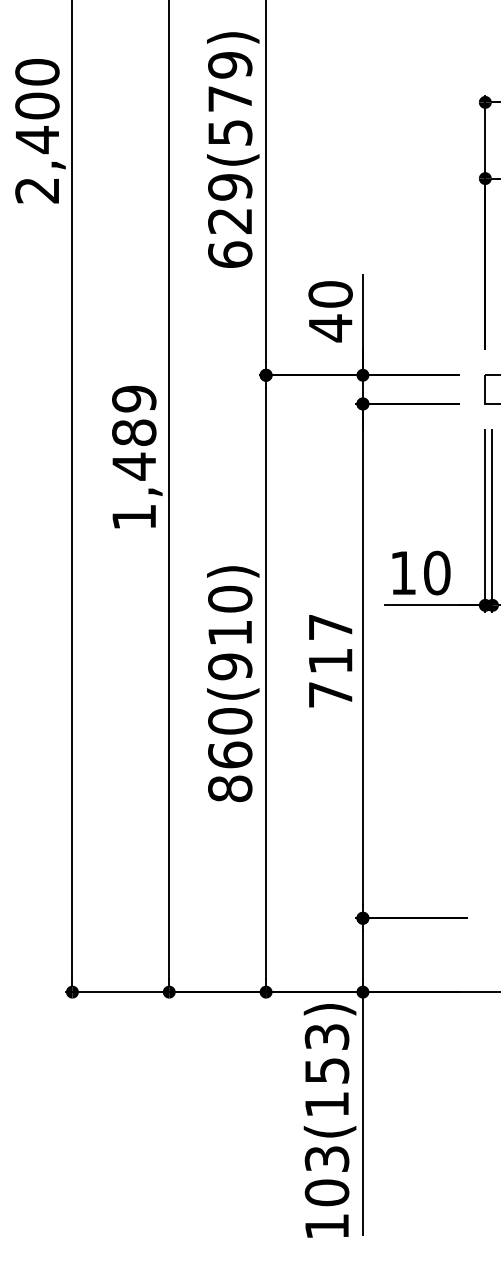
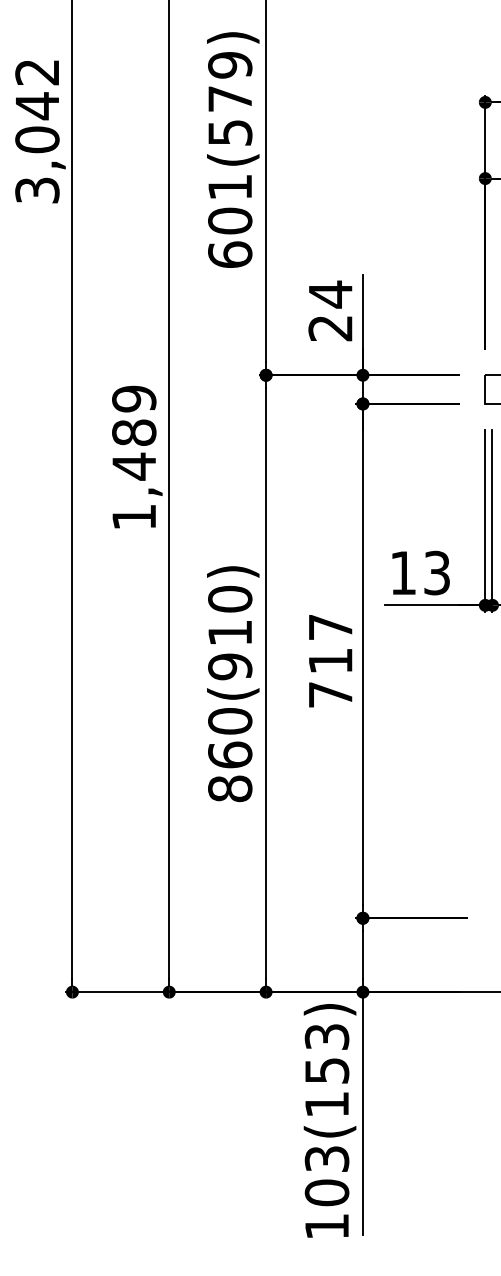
text: 2,400 -> 3,042 (37, 131)
text: 629(579) -> 601(579) (230, 204)
text: 40 -> 24 (330, 311)
text: 10 -> 13 (437, 572)
